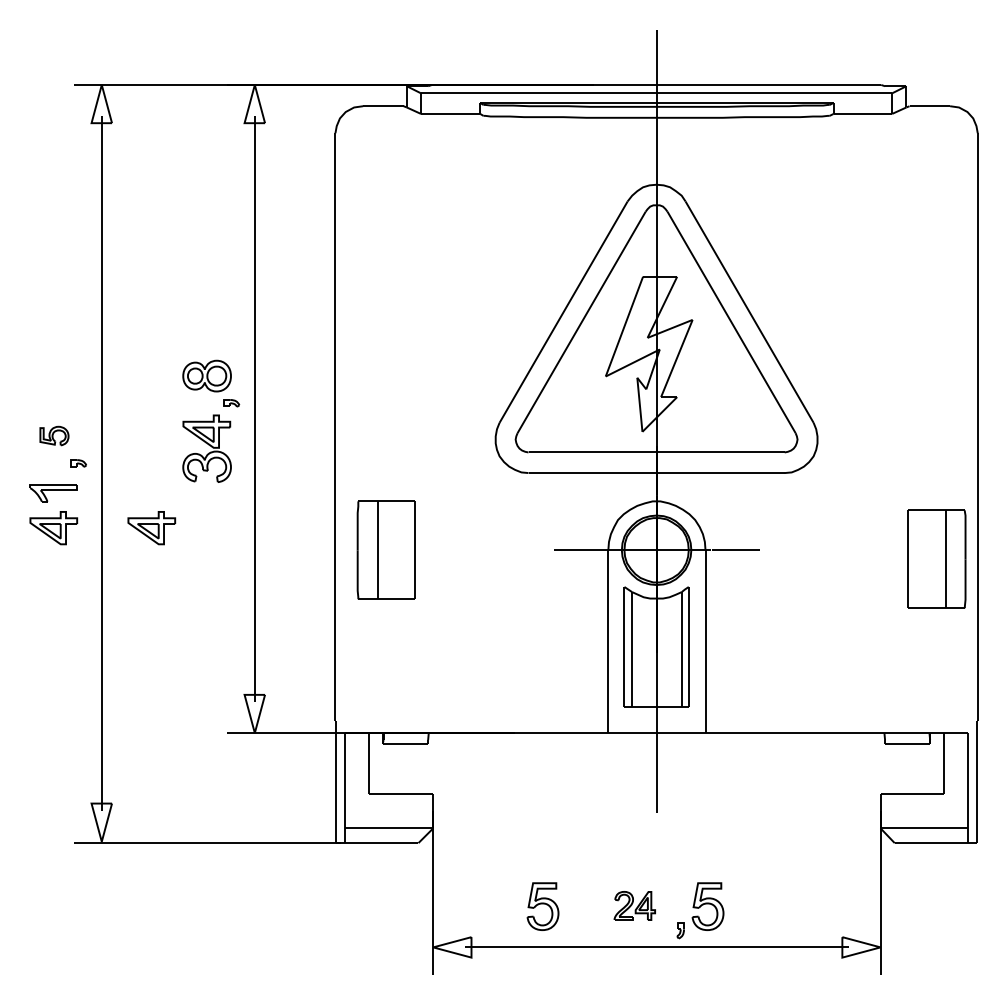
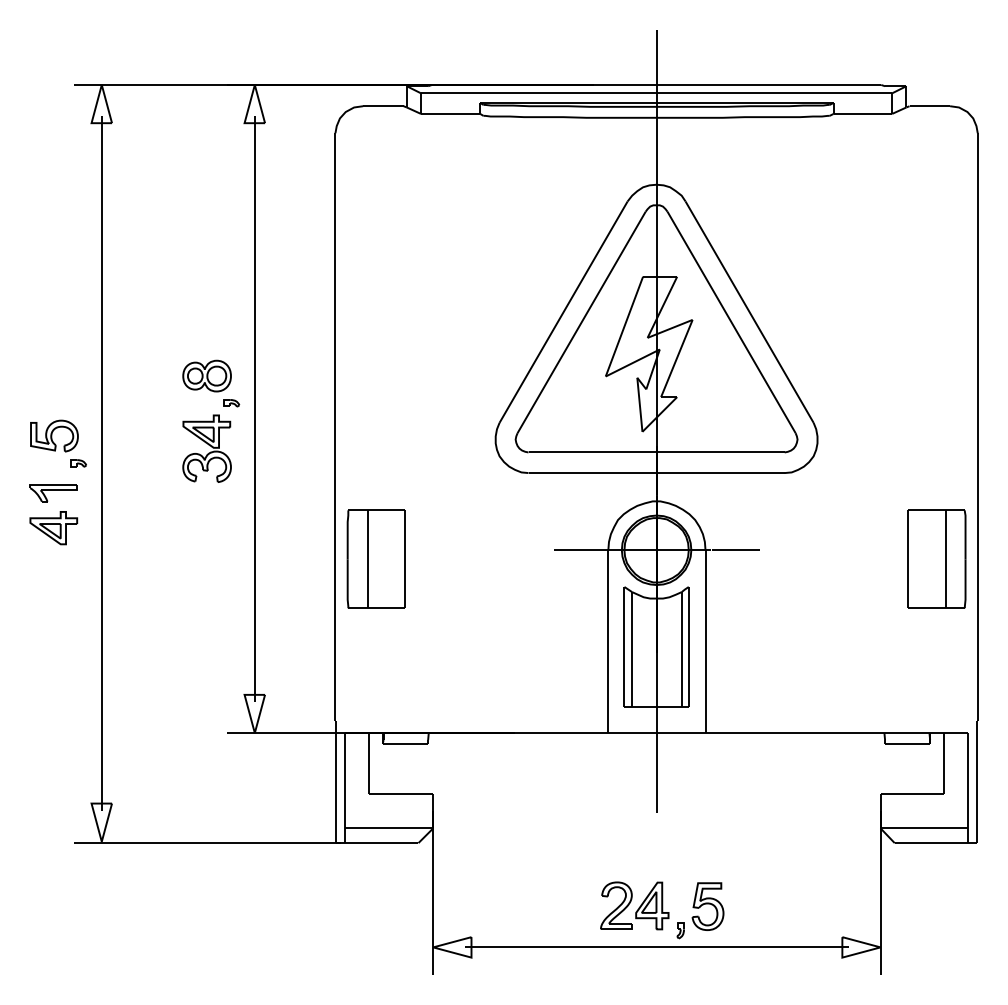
part size: 31x22 px -> 49x34 px (54, 435)
part: present -> none (151, 528)
part position: (385, 549) -> (375, 558) (375, 558)
part size: 43x30 px -> 70x50 px (634, 905)
part: present -> none (542, 906)
